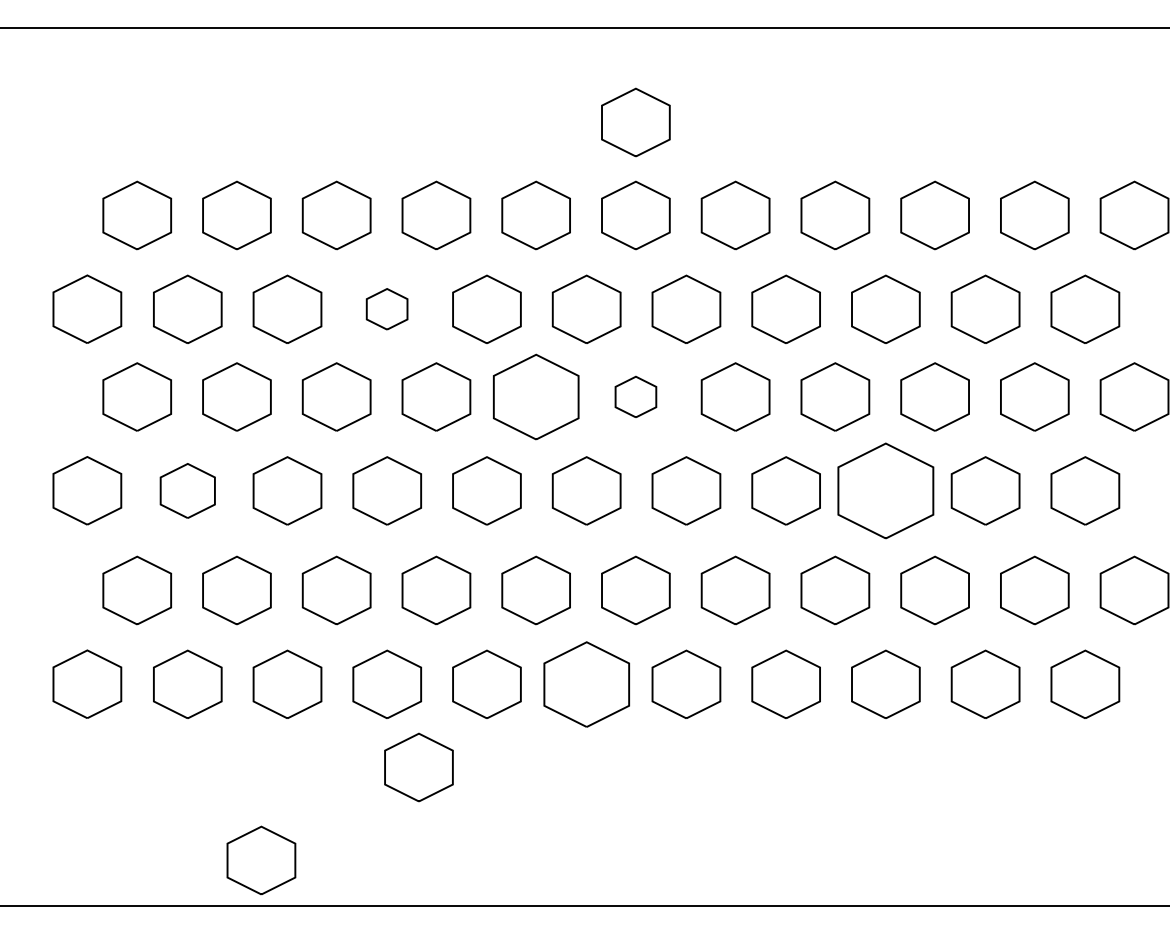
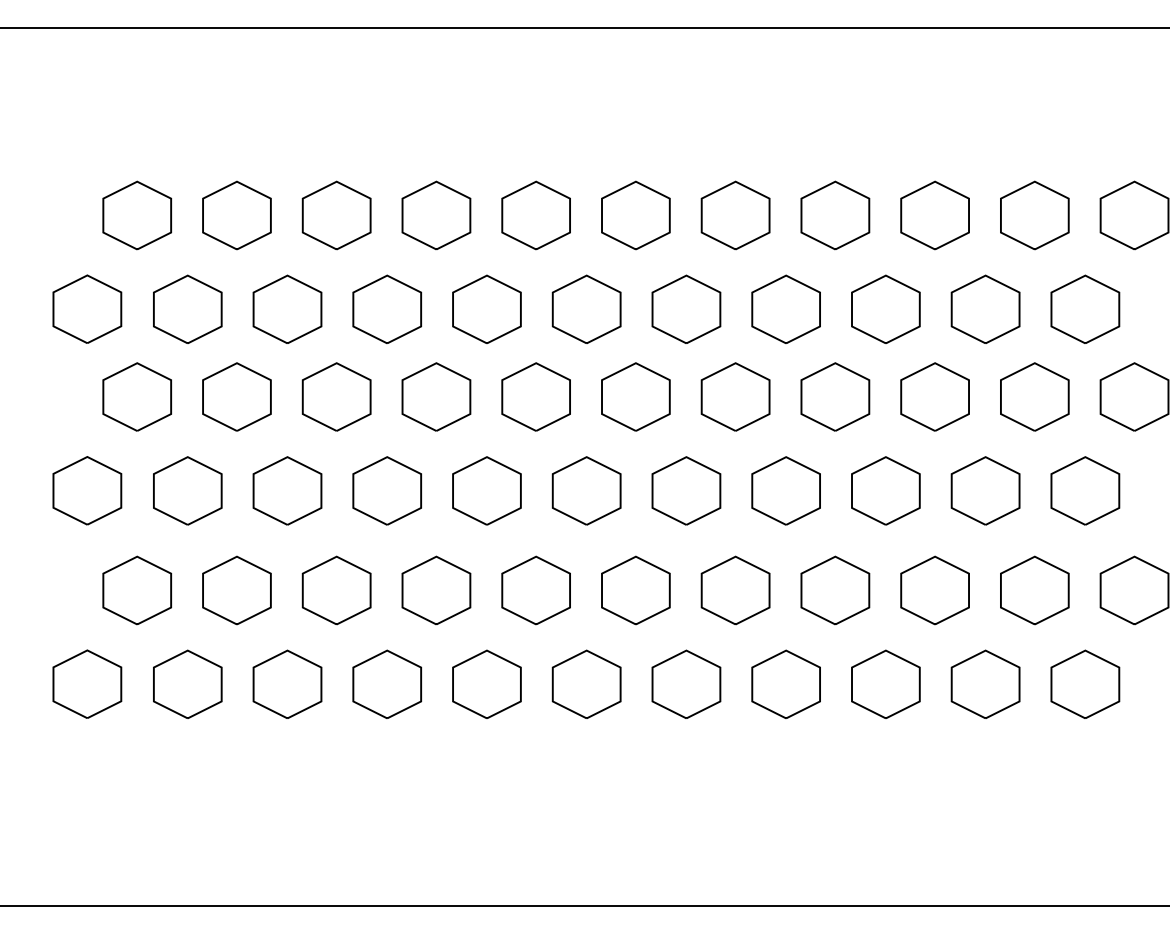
part: present -> none (635, 122)
part size: 44x43 px -> 70x70 px (386, 308)
part size: 87x88 px -> 70x70 px (535, 396)
part size: 44x43 px -> 70x70 px (635, 396)
part size: 57x56 px -> 70x70 px (187, 490)
part size: 98x98 px -> 70x70 px (885, 490)
part size: 87x87 px -> 71x70 px (586, 683)
part: present -> none (418, 767)
part: present -> none (261, 859)
